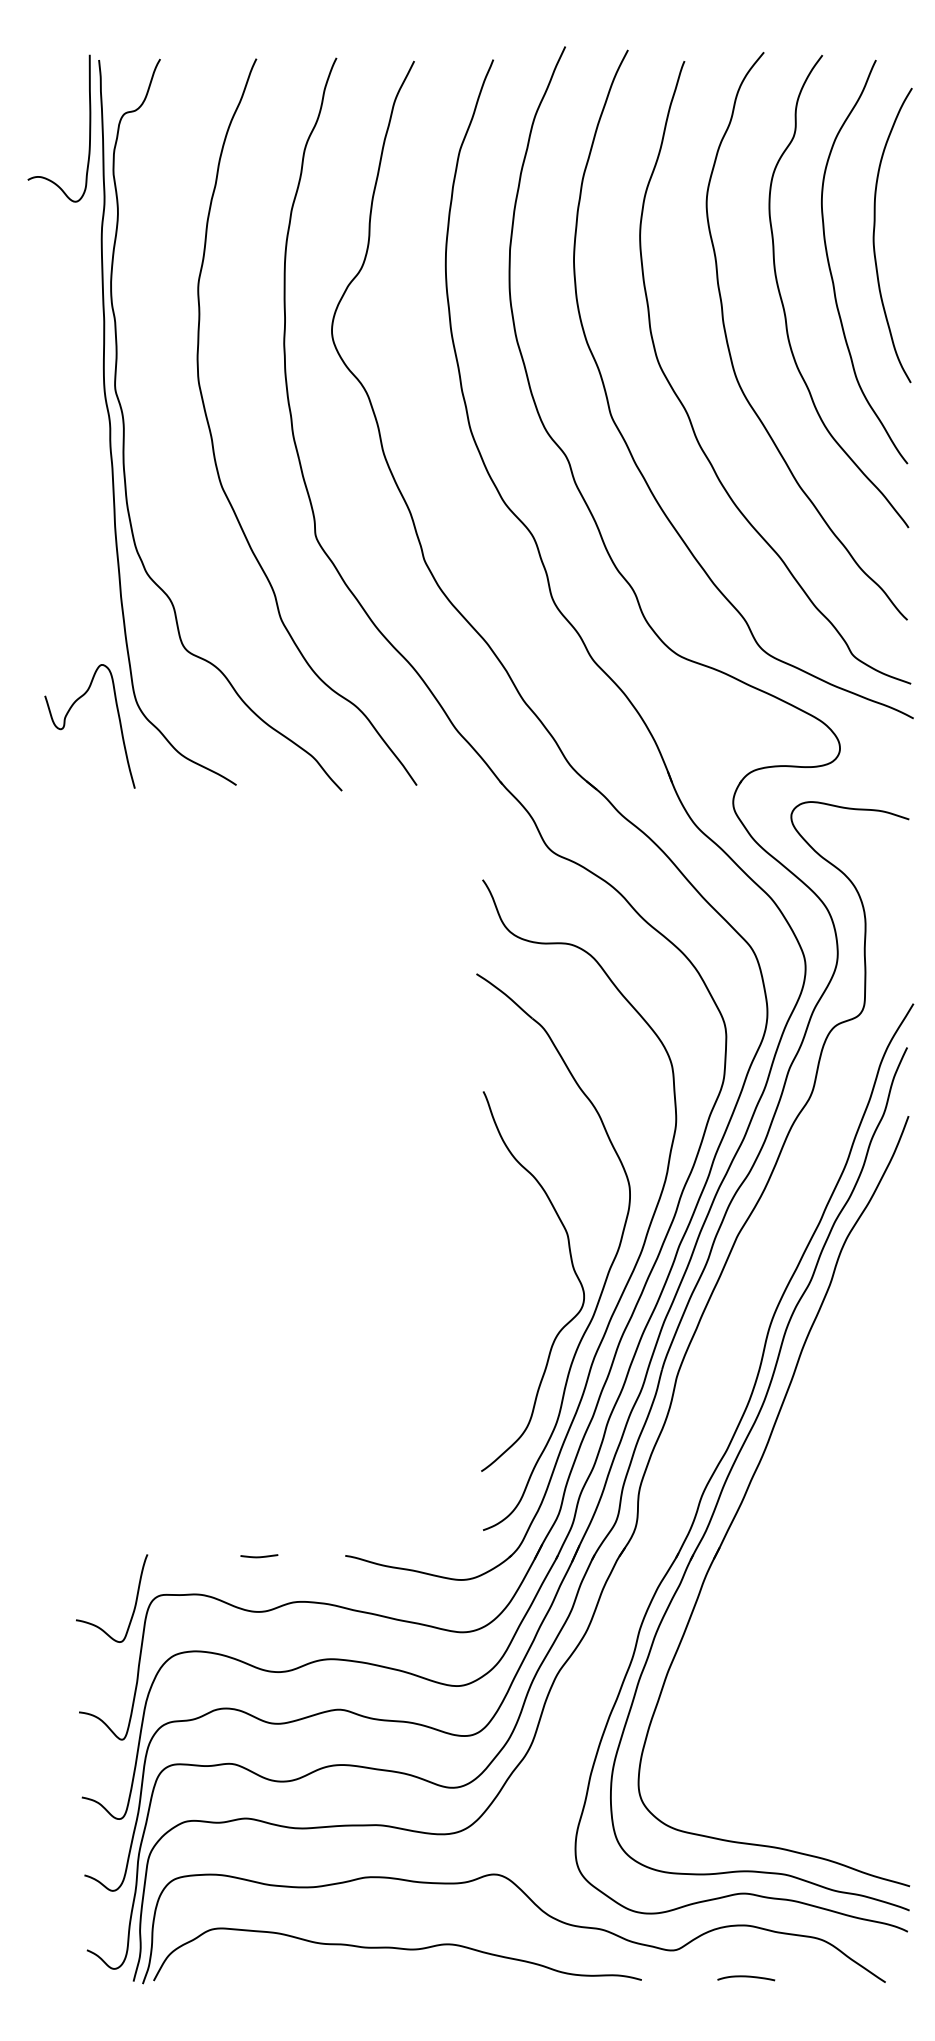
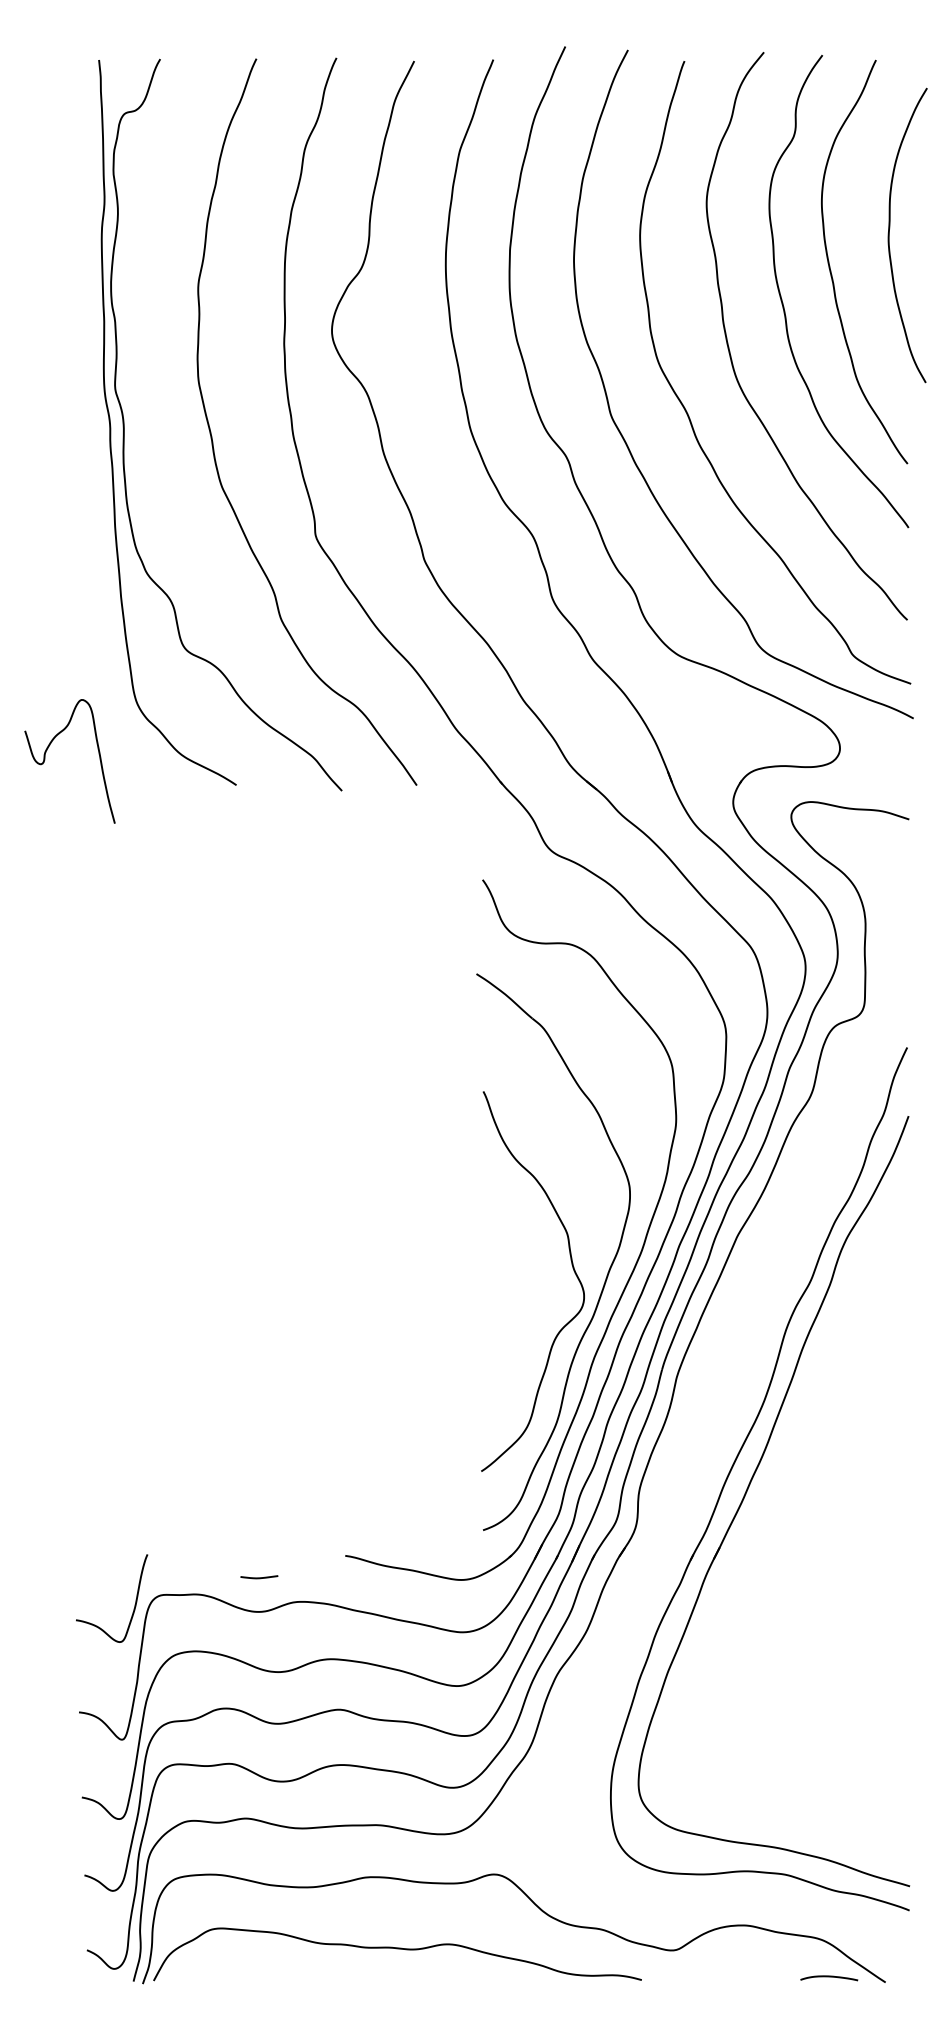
curve: present -> none (89, 128)
curve position: (874, 235) -> (889, 235) (889, 235)
curve position: (65, 725) -> (45, 760) (45, 760)
part: present -> none (726, 1453)
curve position: (259, 1556) -> (259, 1577) (259, 1577)
curve position: (746, 1977) -> (829, 1977) (829, 1977)
